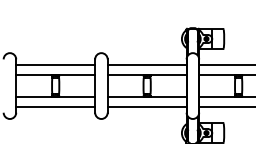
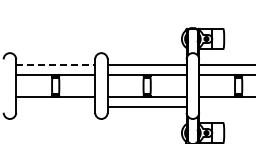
line: solid -> dashed (56, 64)
line: present -> none (55, 107)
line: present -> none (225, 107)
